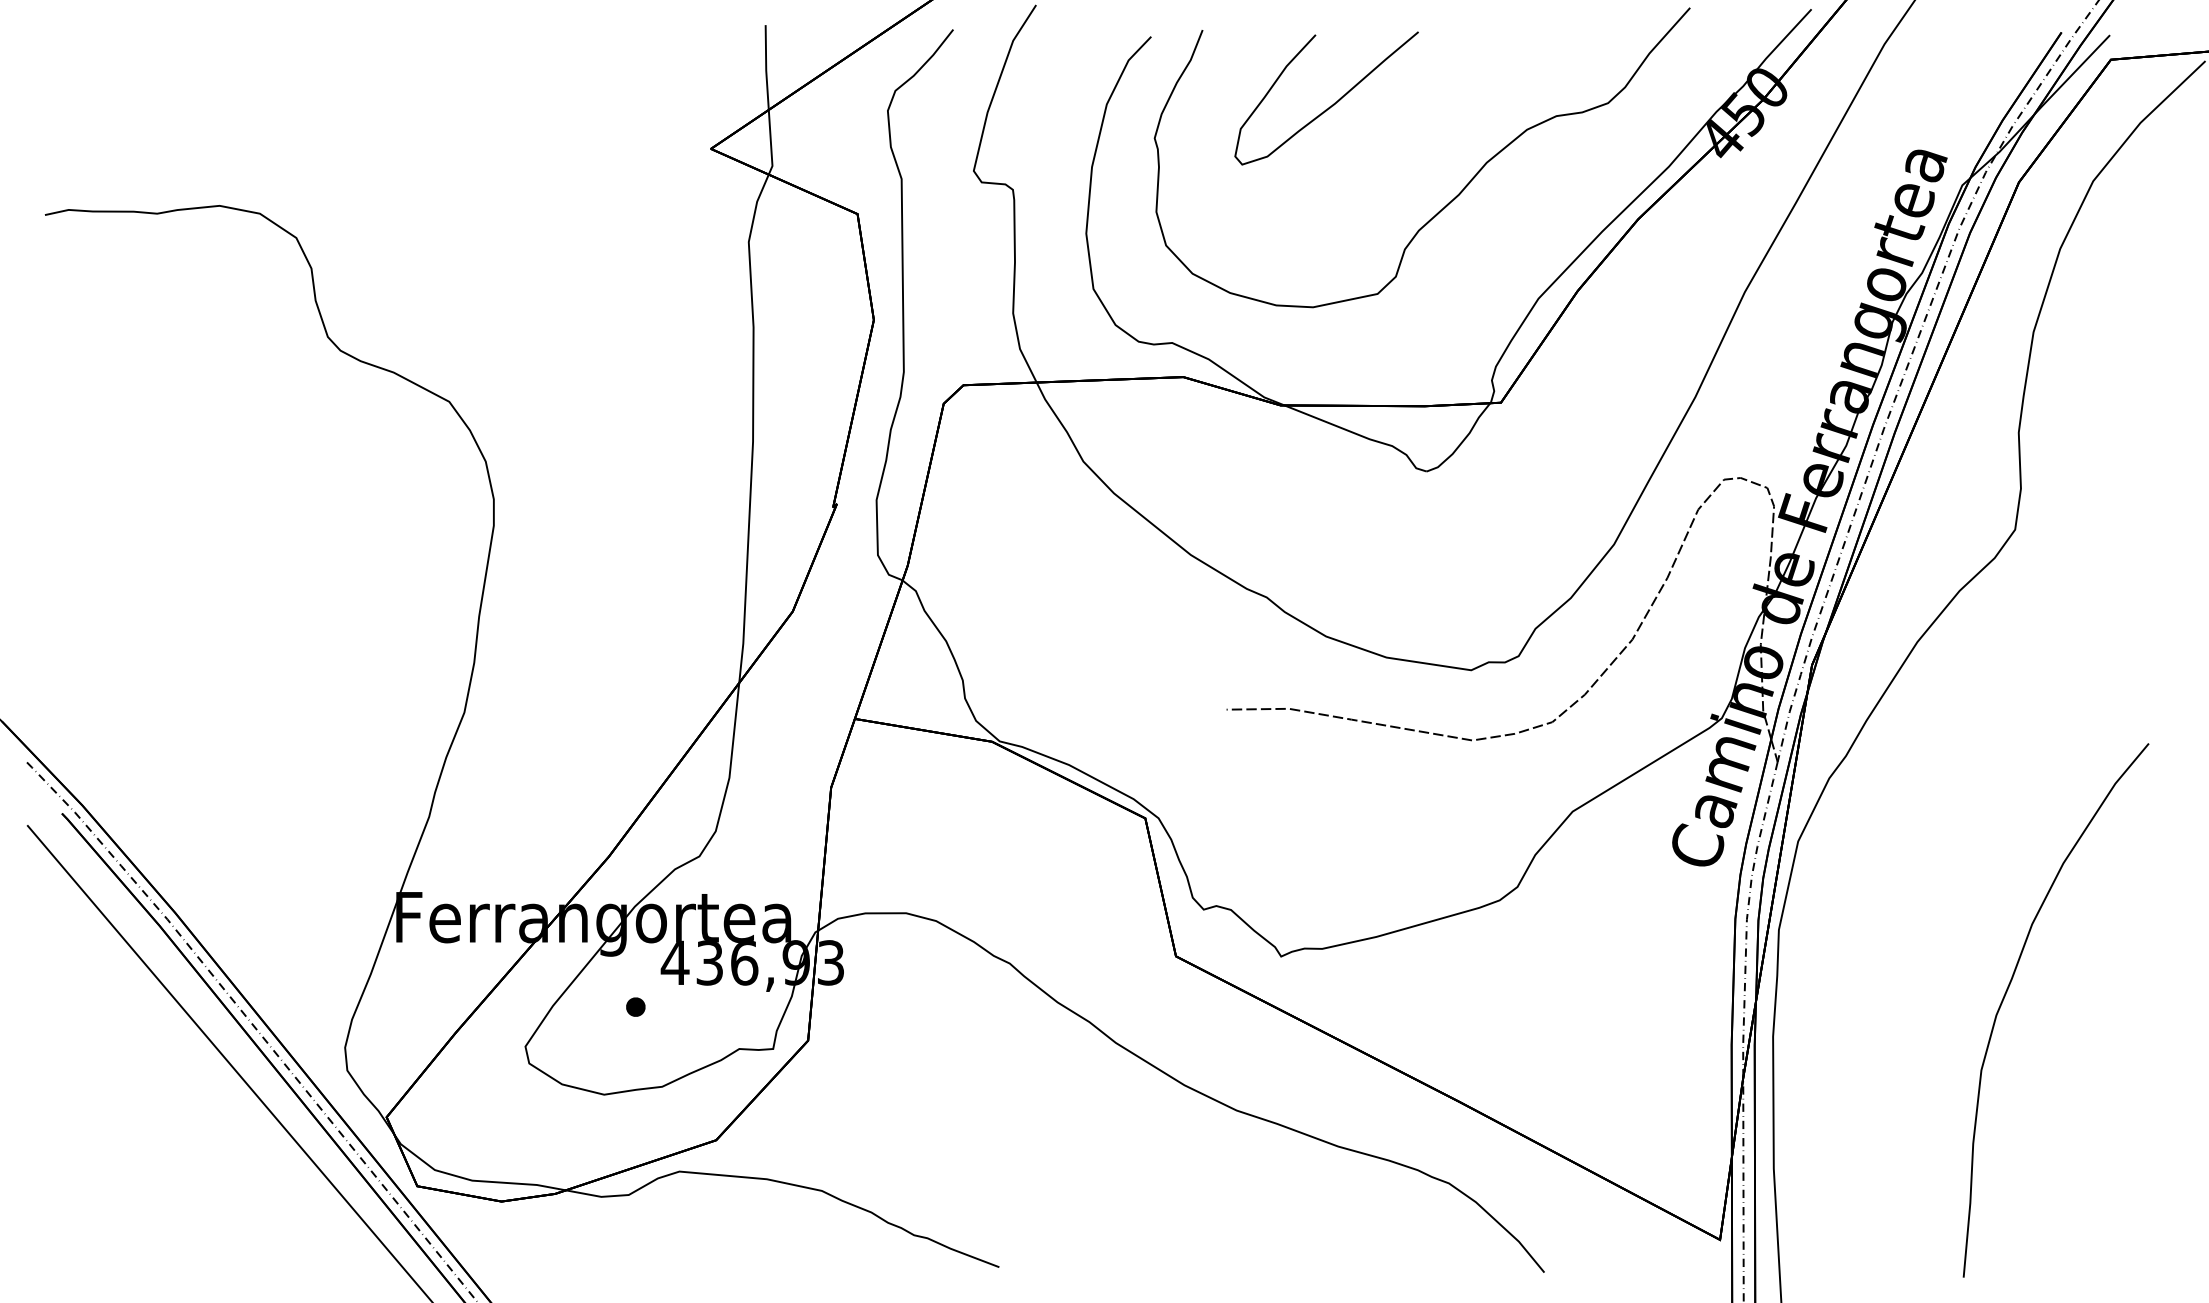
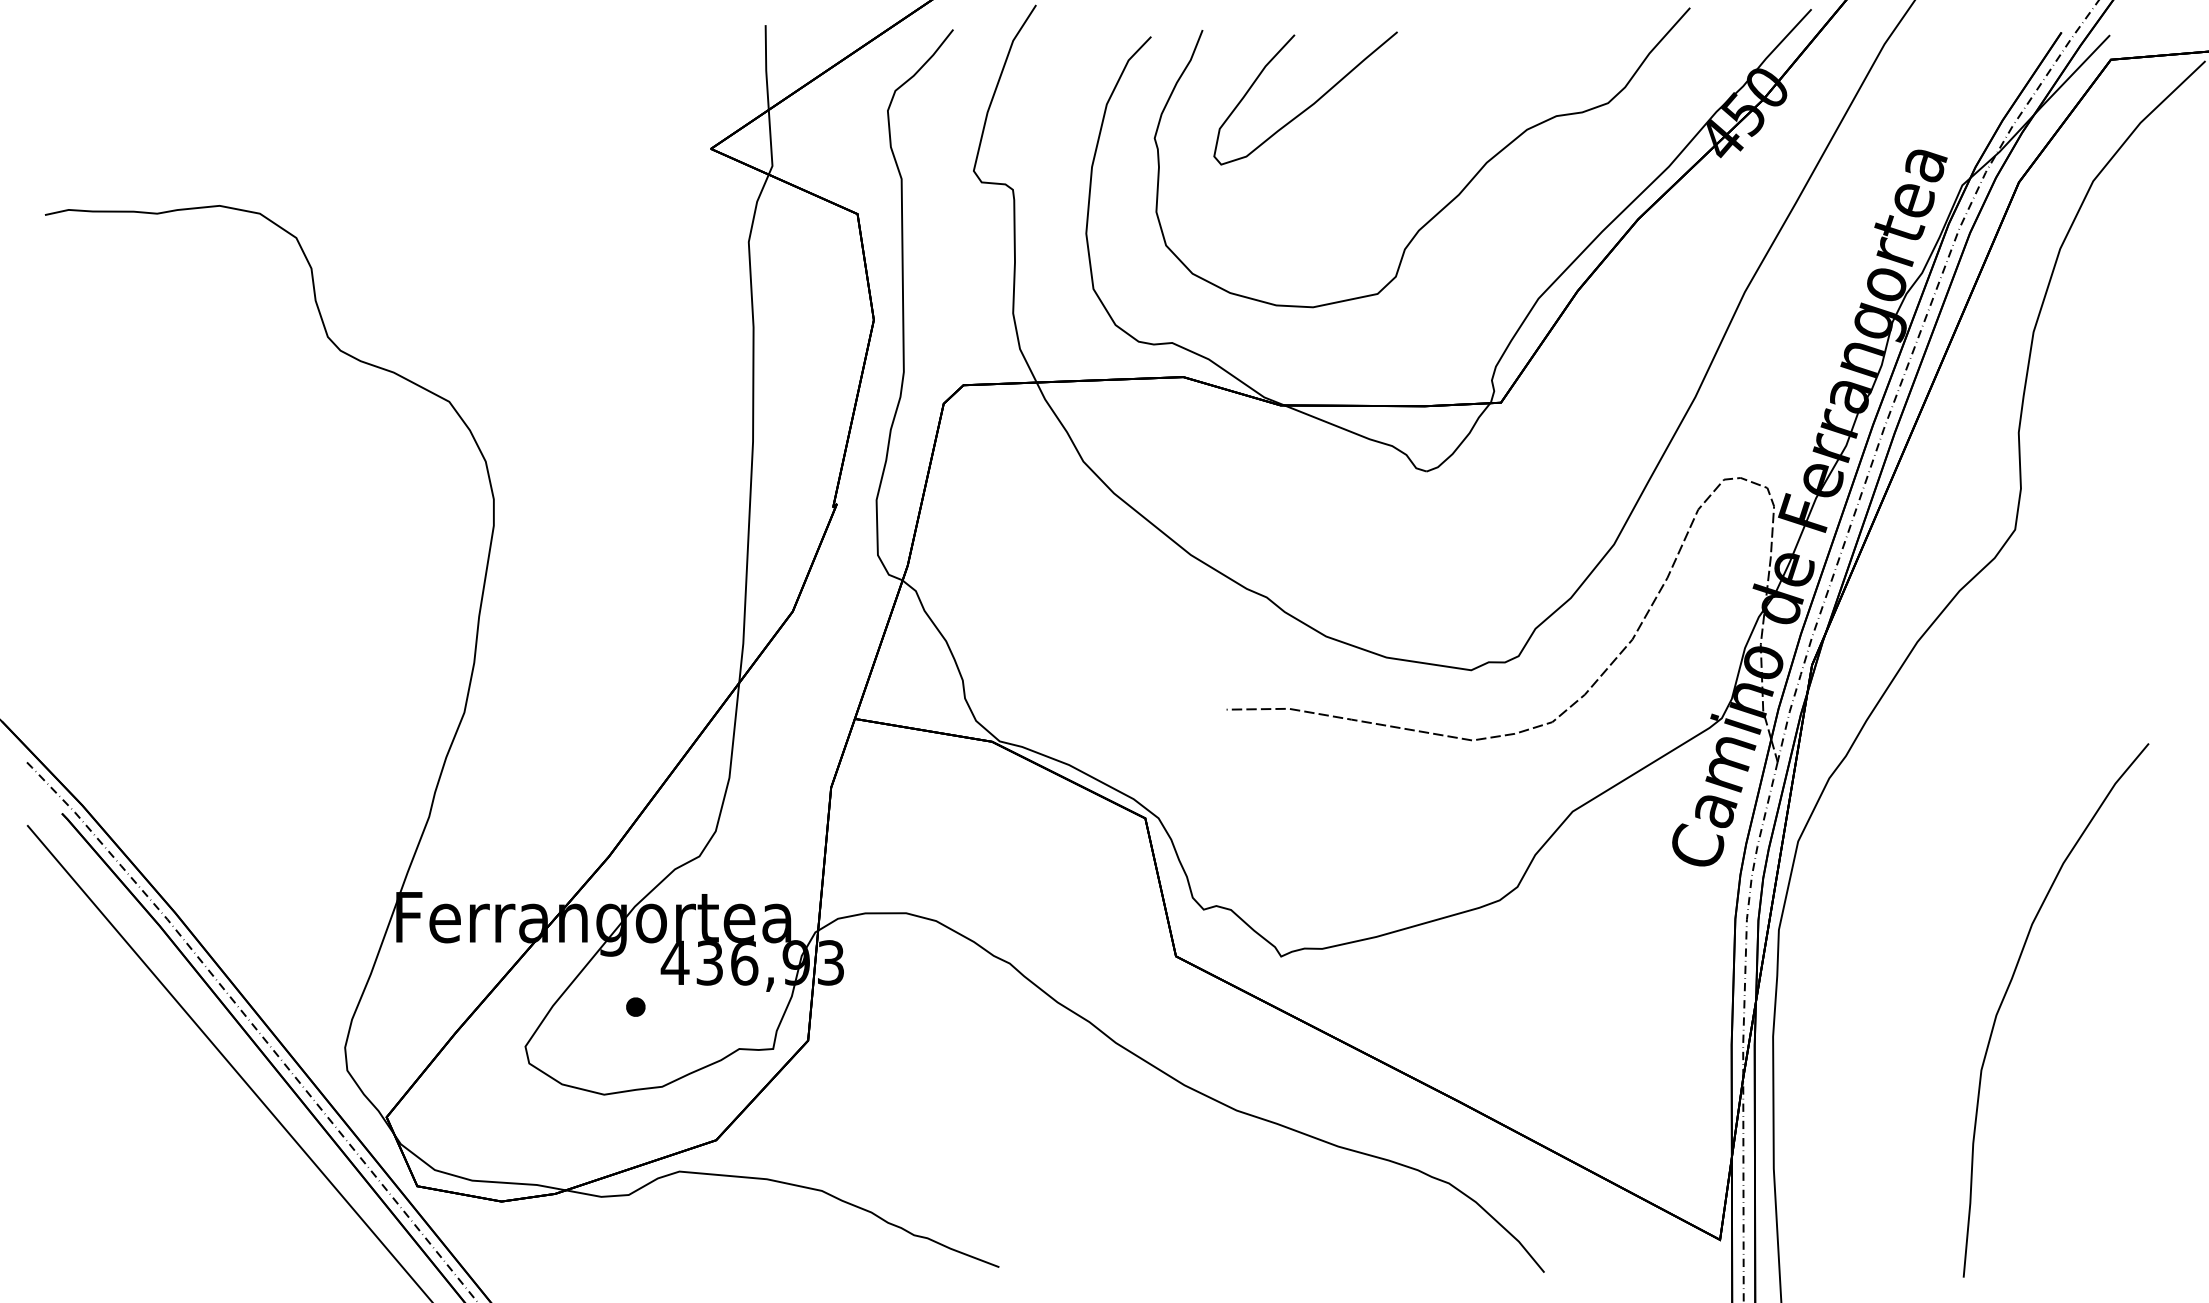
curve position: (1332, 104) -> (1311, 104) (1311, 104)
